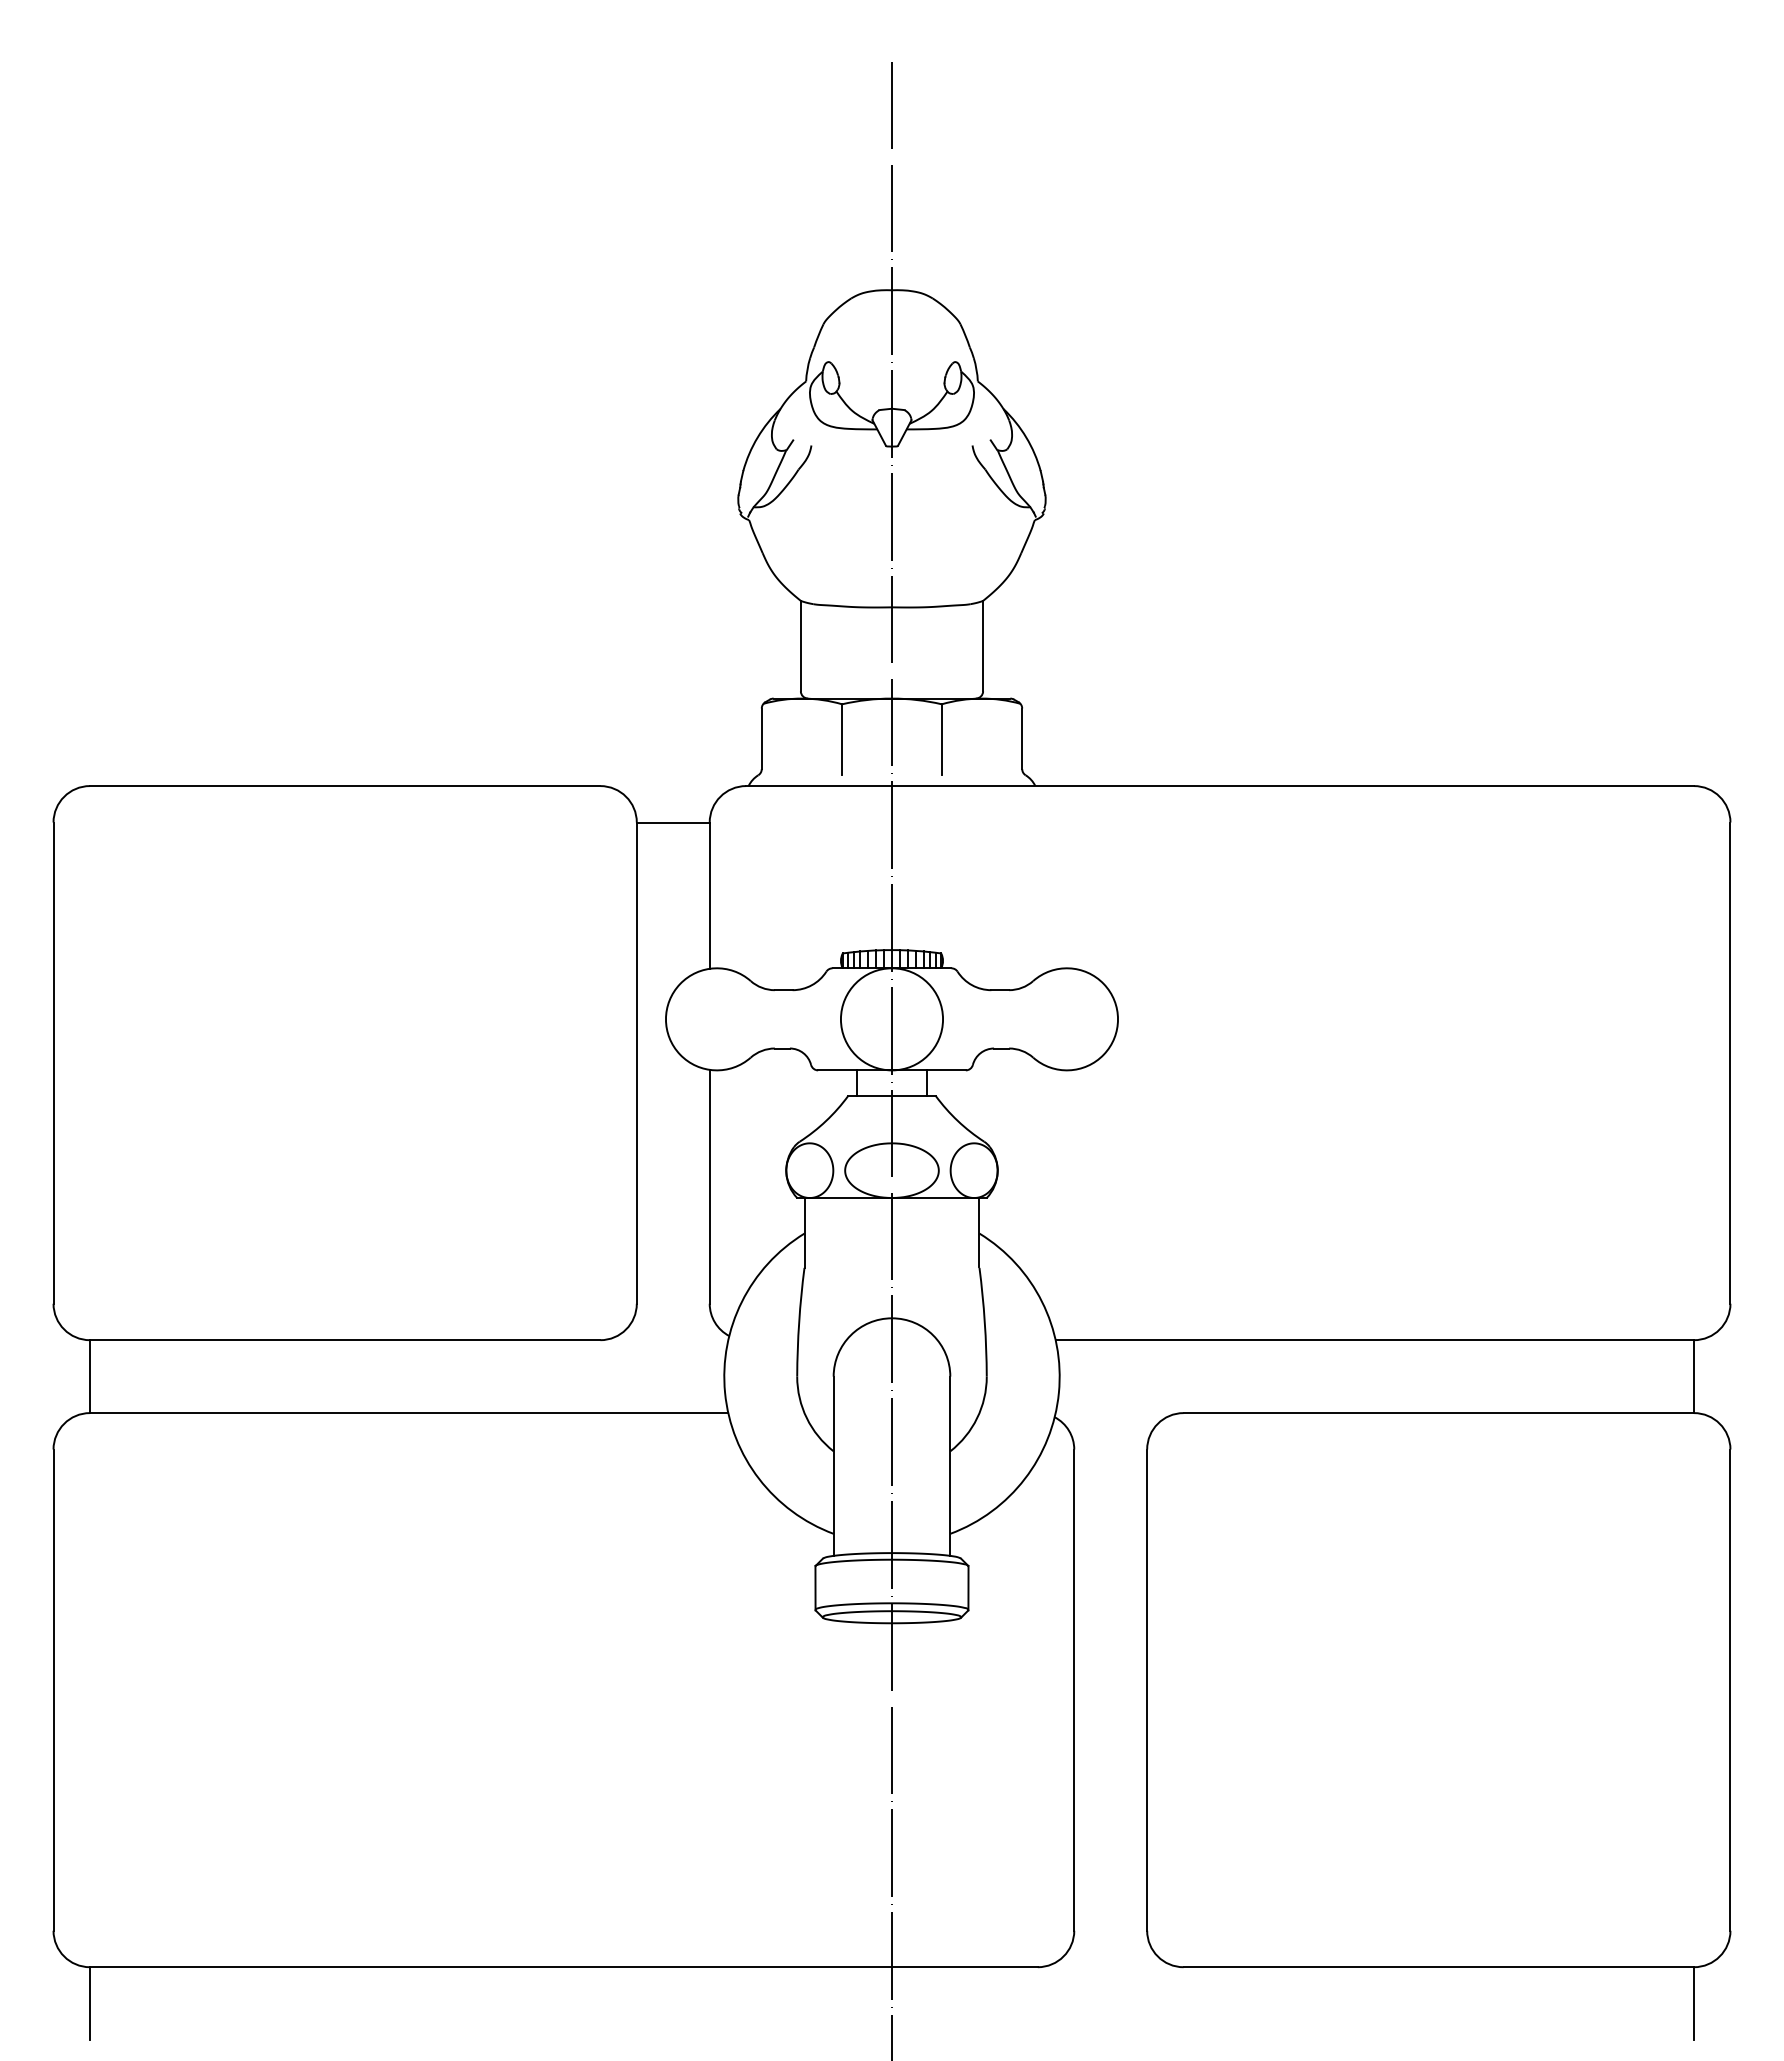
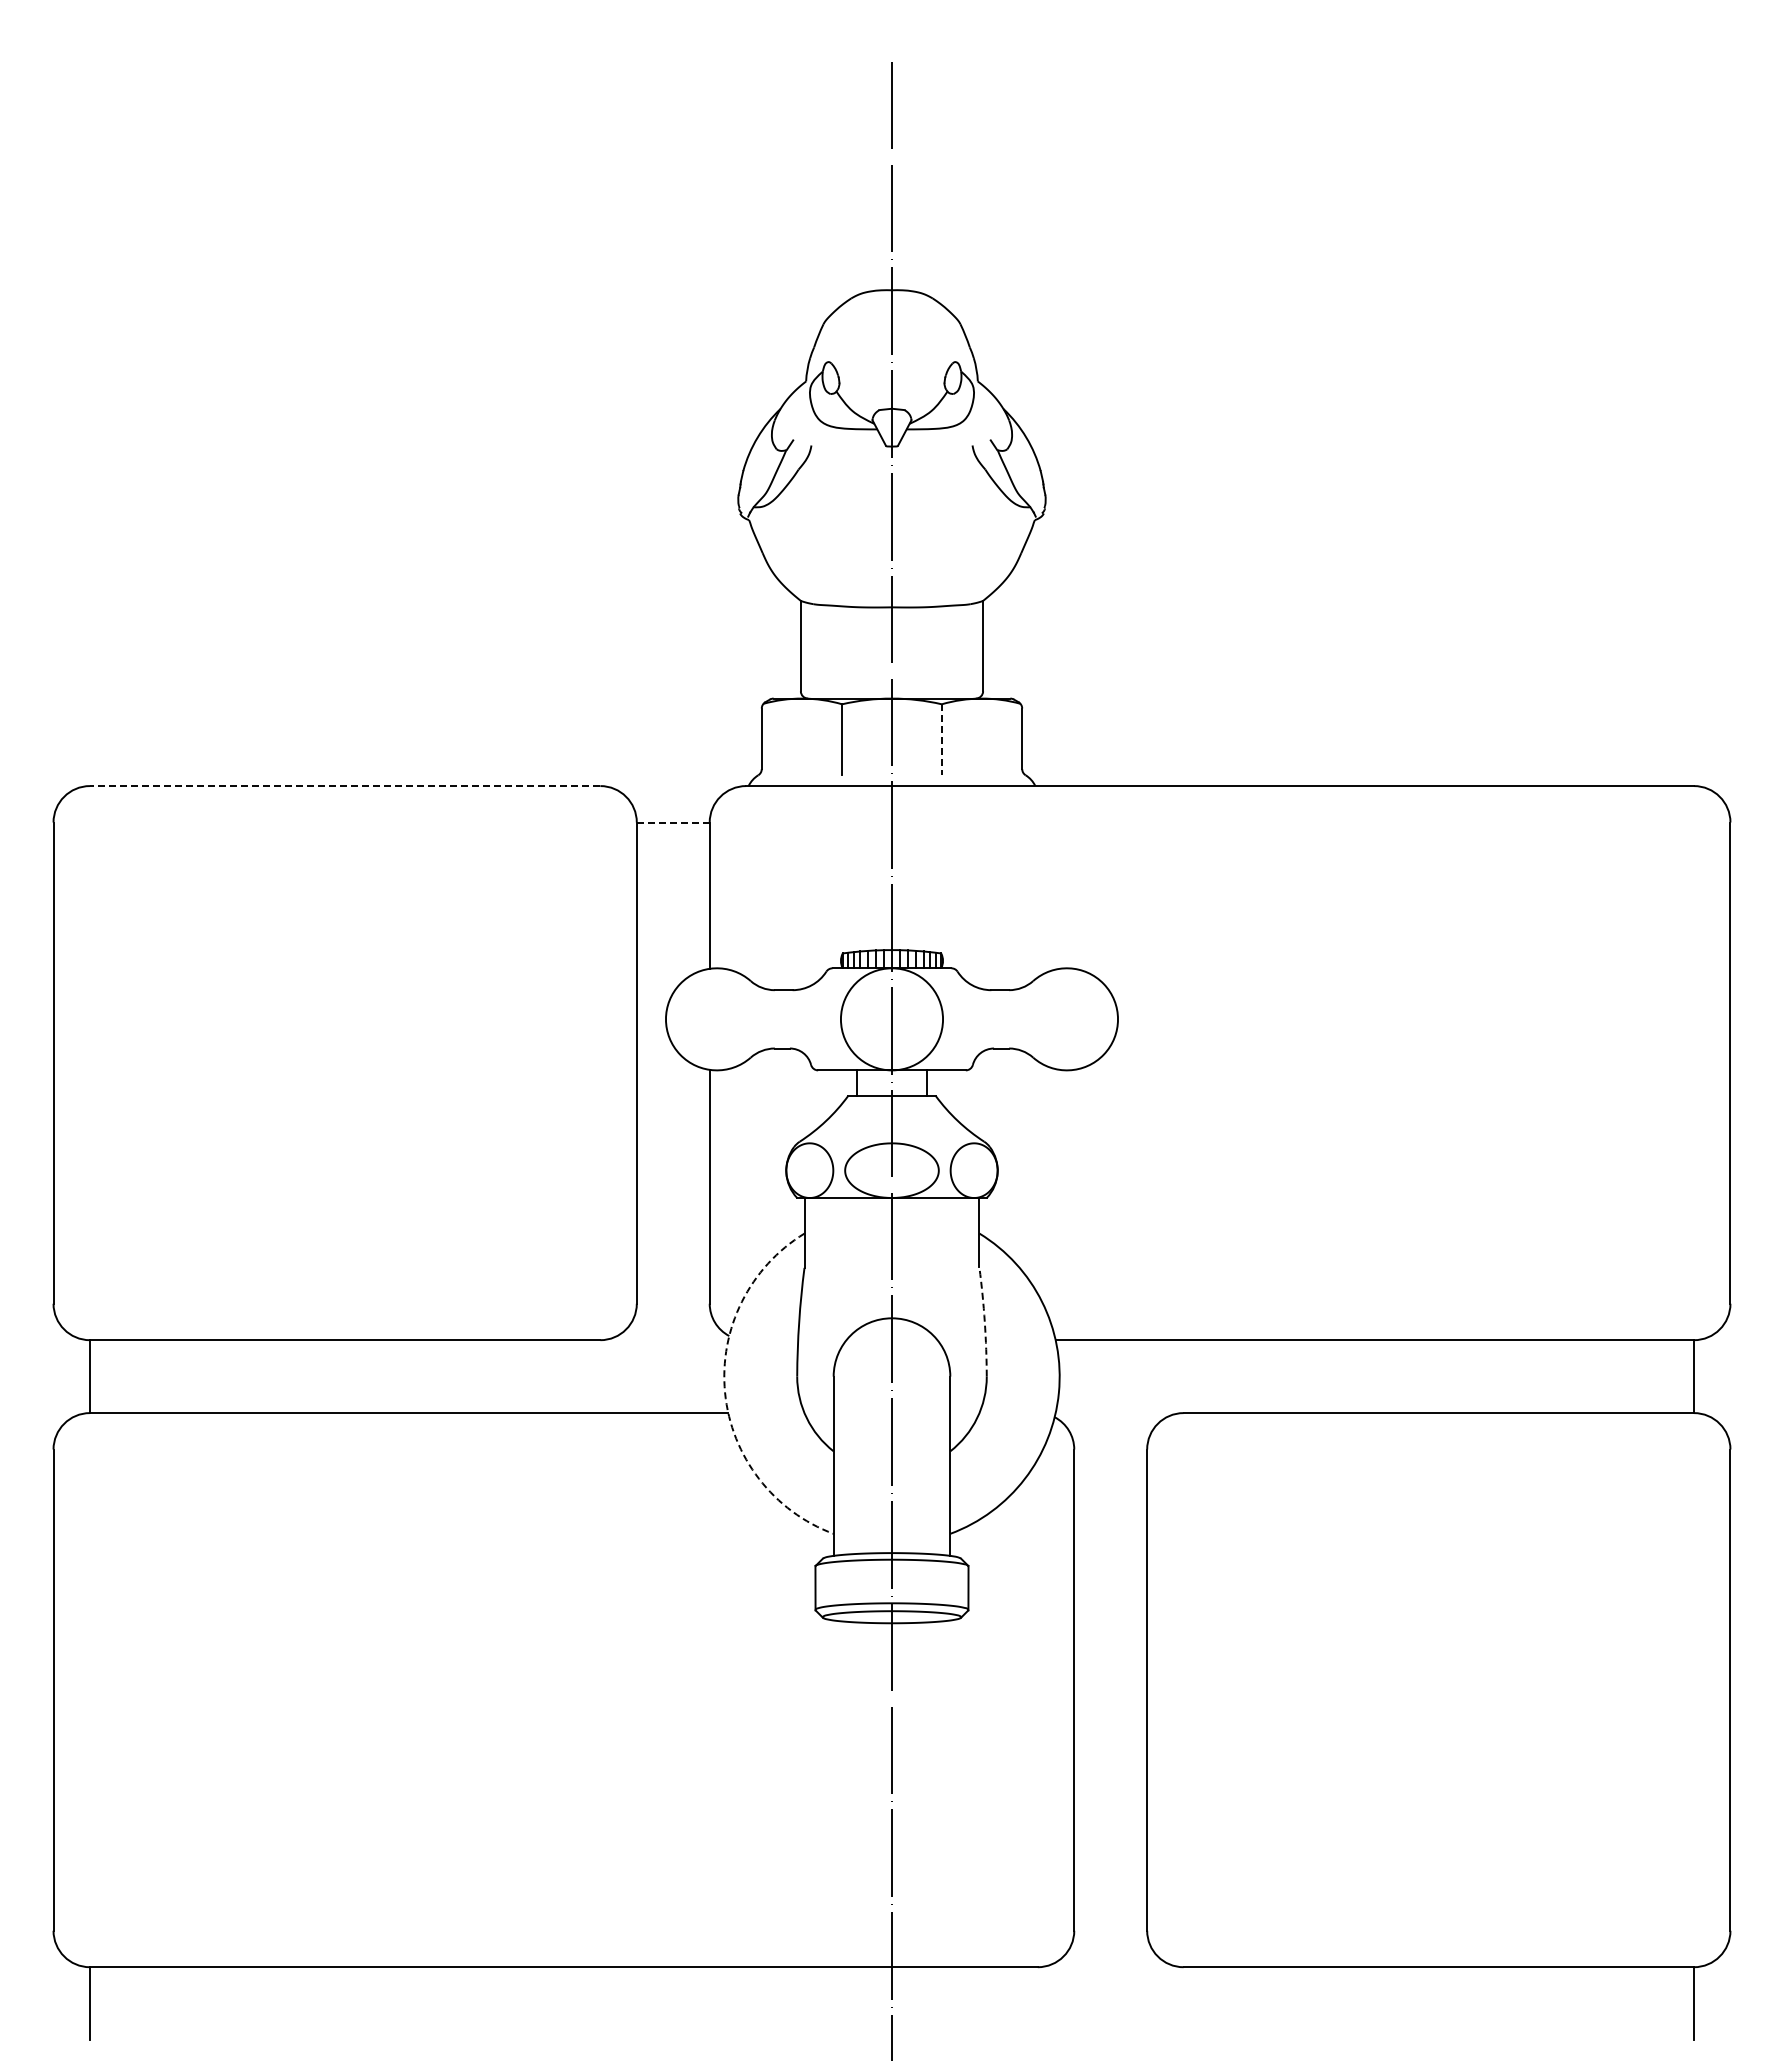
line: solid -> dashed (941, 740)
line: solid -> dashed (344, 786)
line: solid -> dashed (673, 822)
arc: solid -> dashed (984, 1322)
arc: solid -> dashed (725, 1392)
